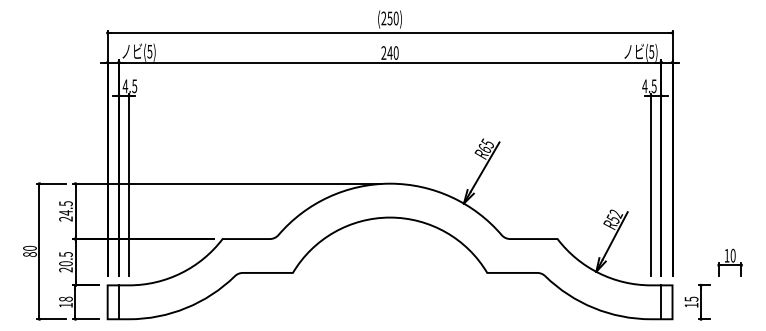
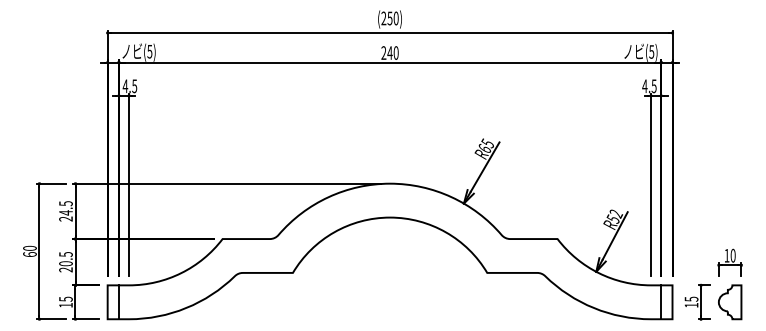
text: 80 -> 60 (29, 254)
text: 18 -> 15 (65, 298)
part: none -> present (730, 302)
